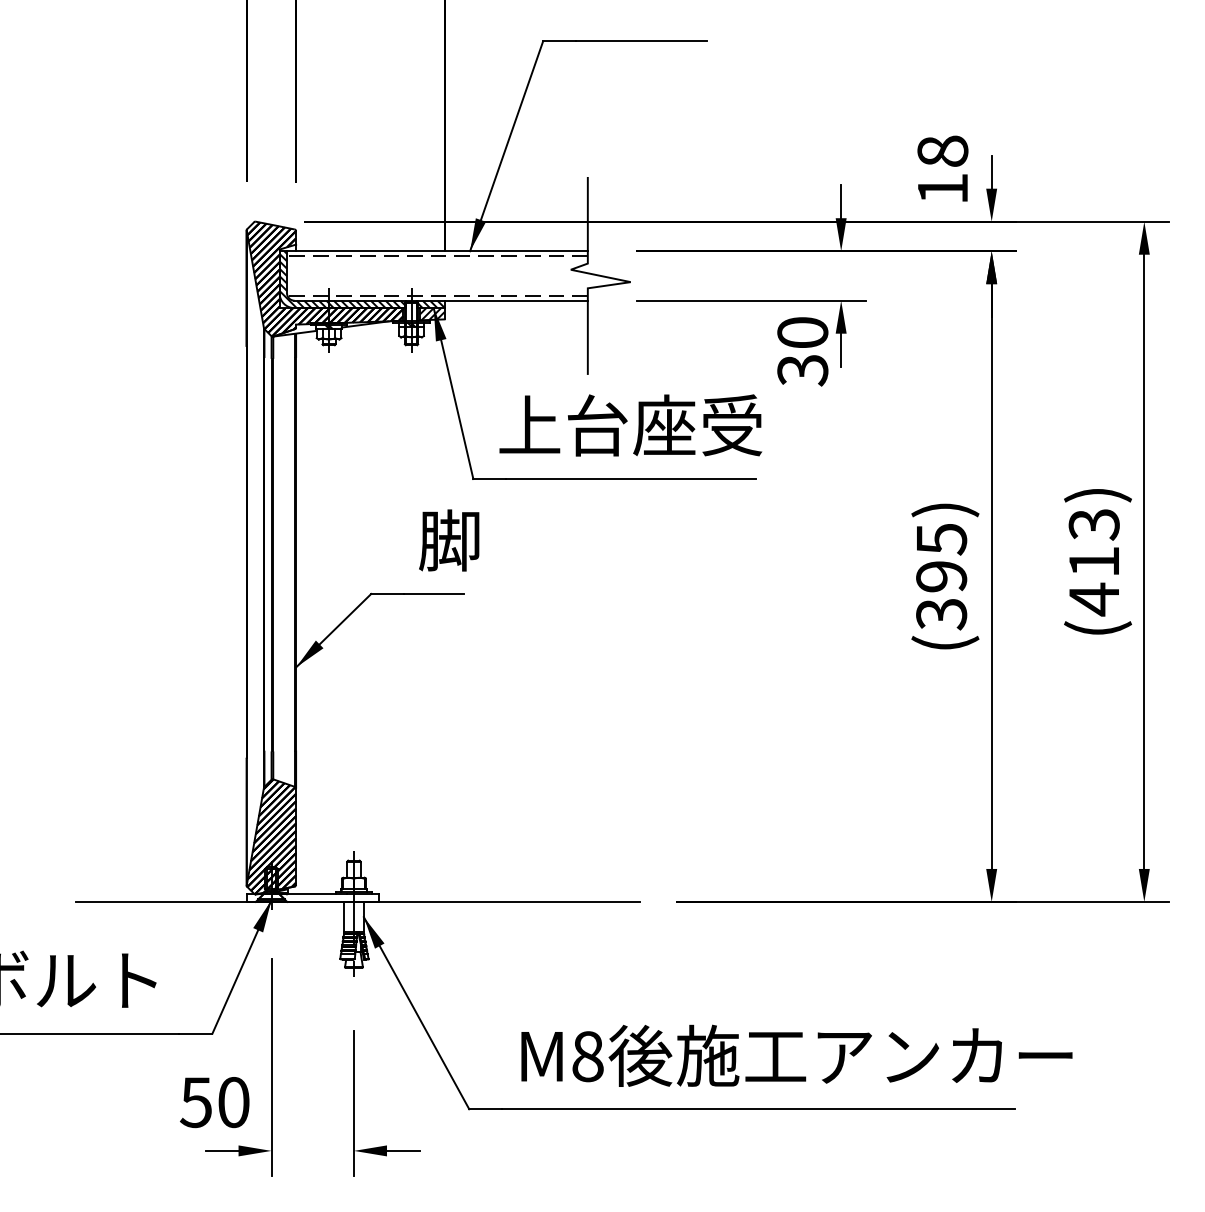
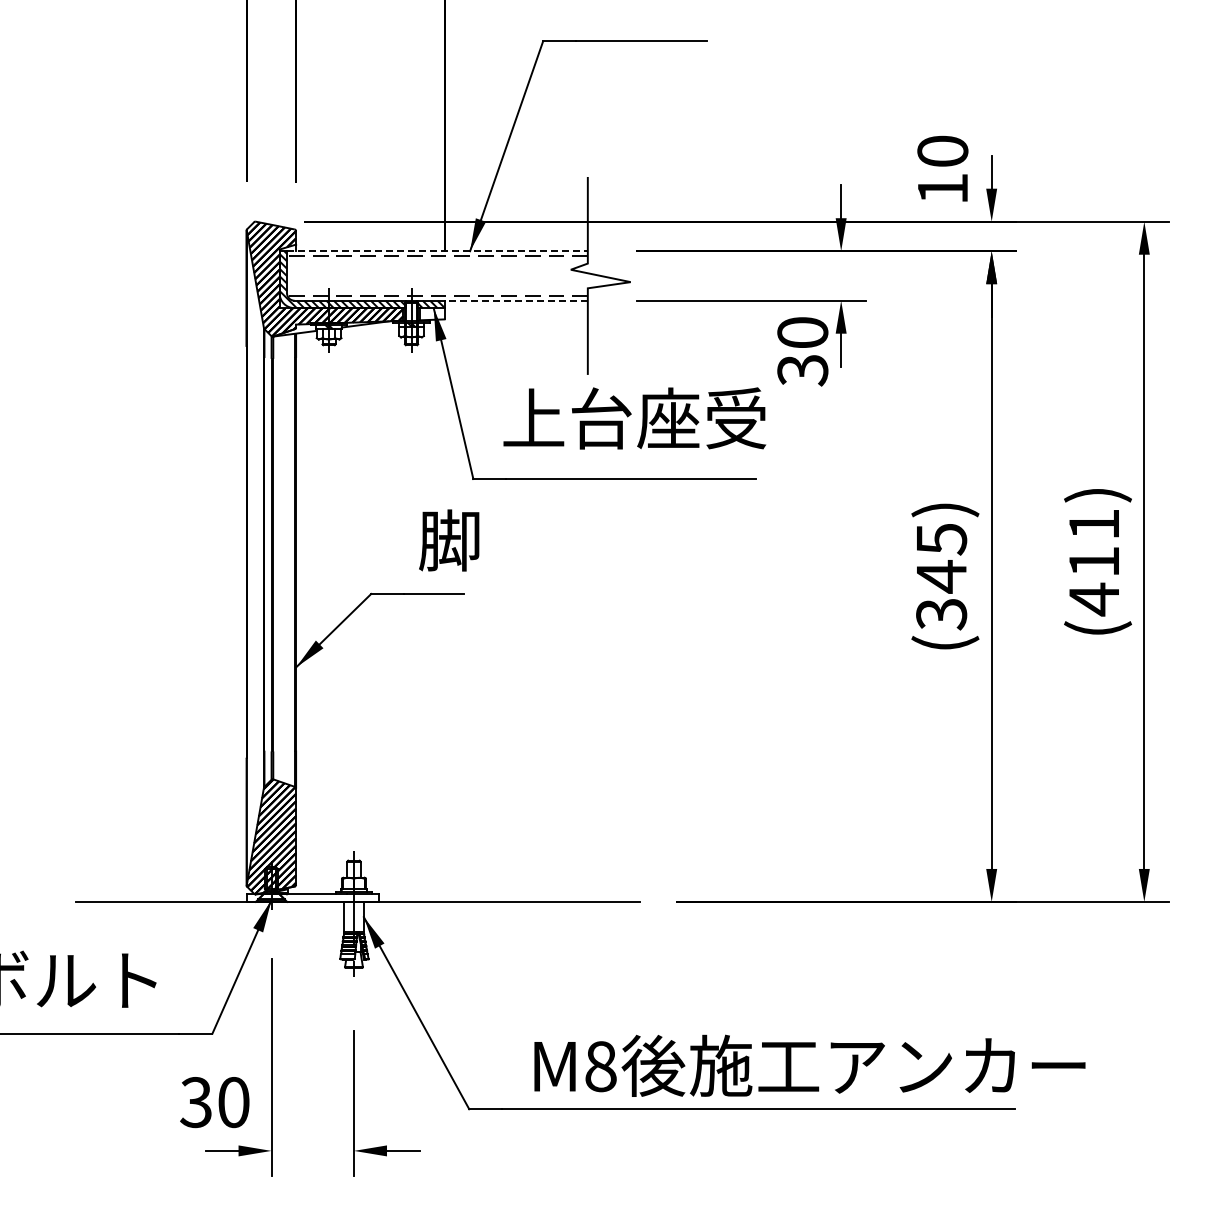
text: 18 -> 10 (942, 150)
line: solid -> dashed (437, 251)
line: solid -> dashed (516, 300)
hatch: present -> none (431, 314)
text position: (630, 425) -> (634, 418) (634, 418)
text: (413) -> (411) (1093, 524)
text: (395) -> (345) (941, 576)
text position: (796, 1055) -> (809, 1065) (809, 1065)
text: 50 -> 30 (195, 1102)
